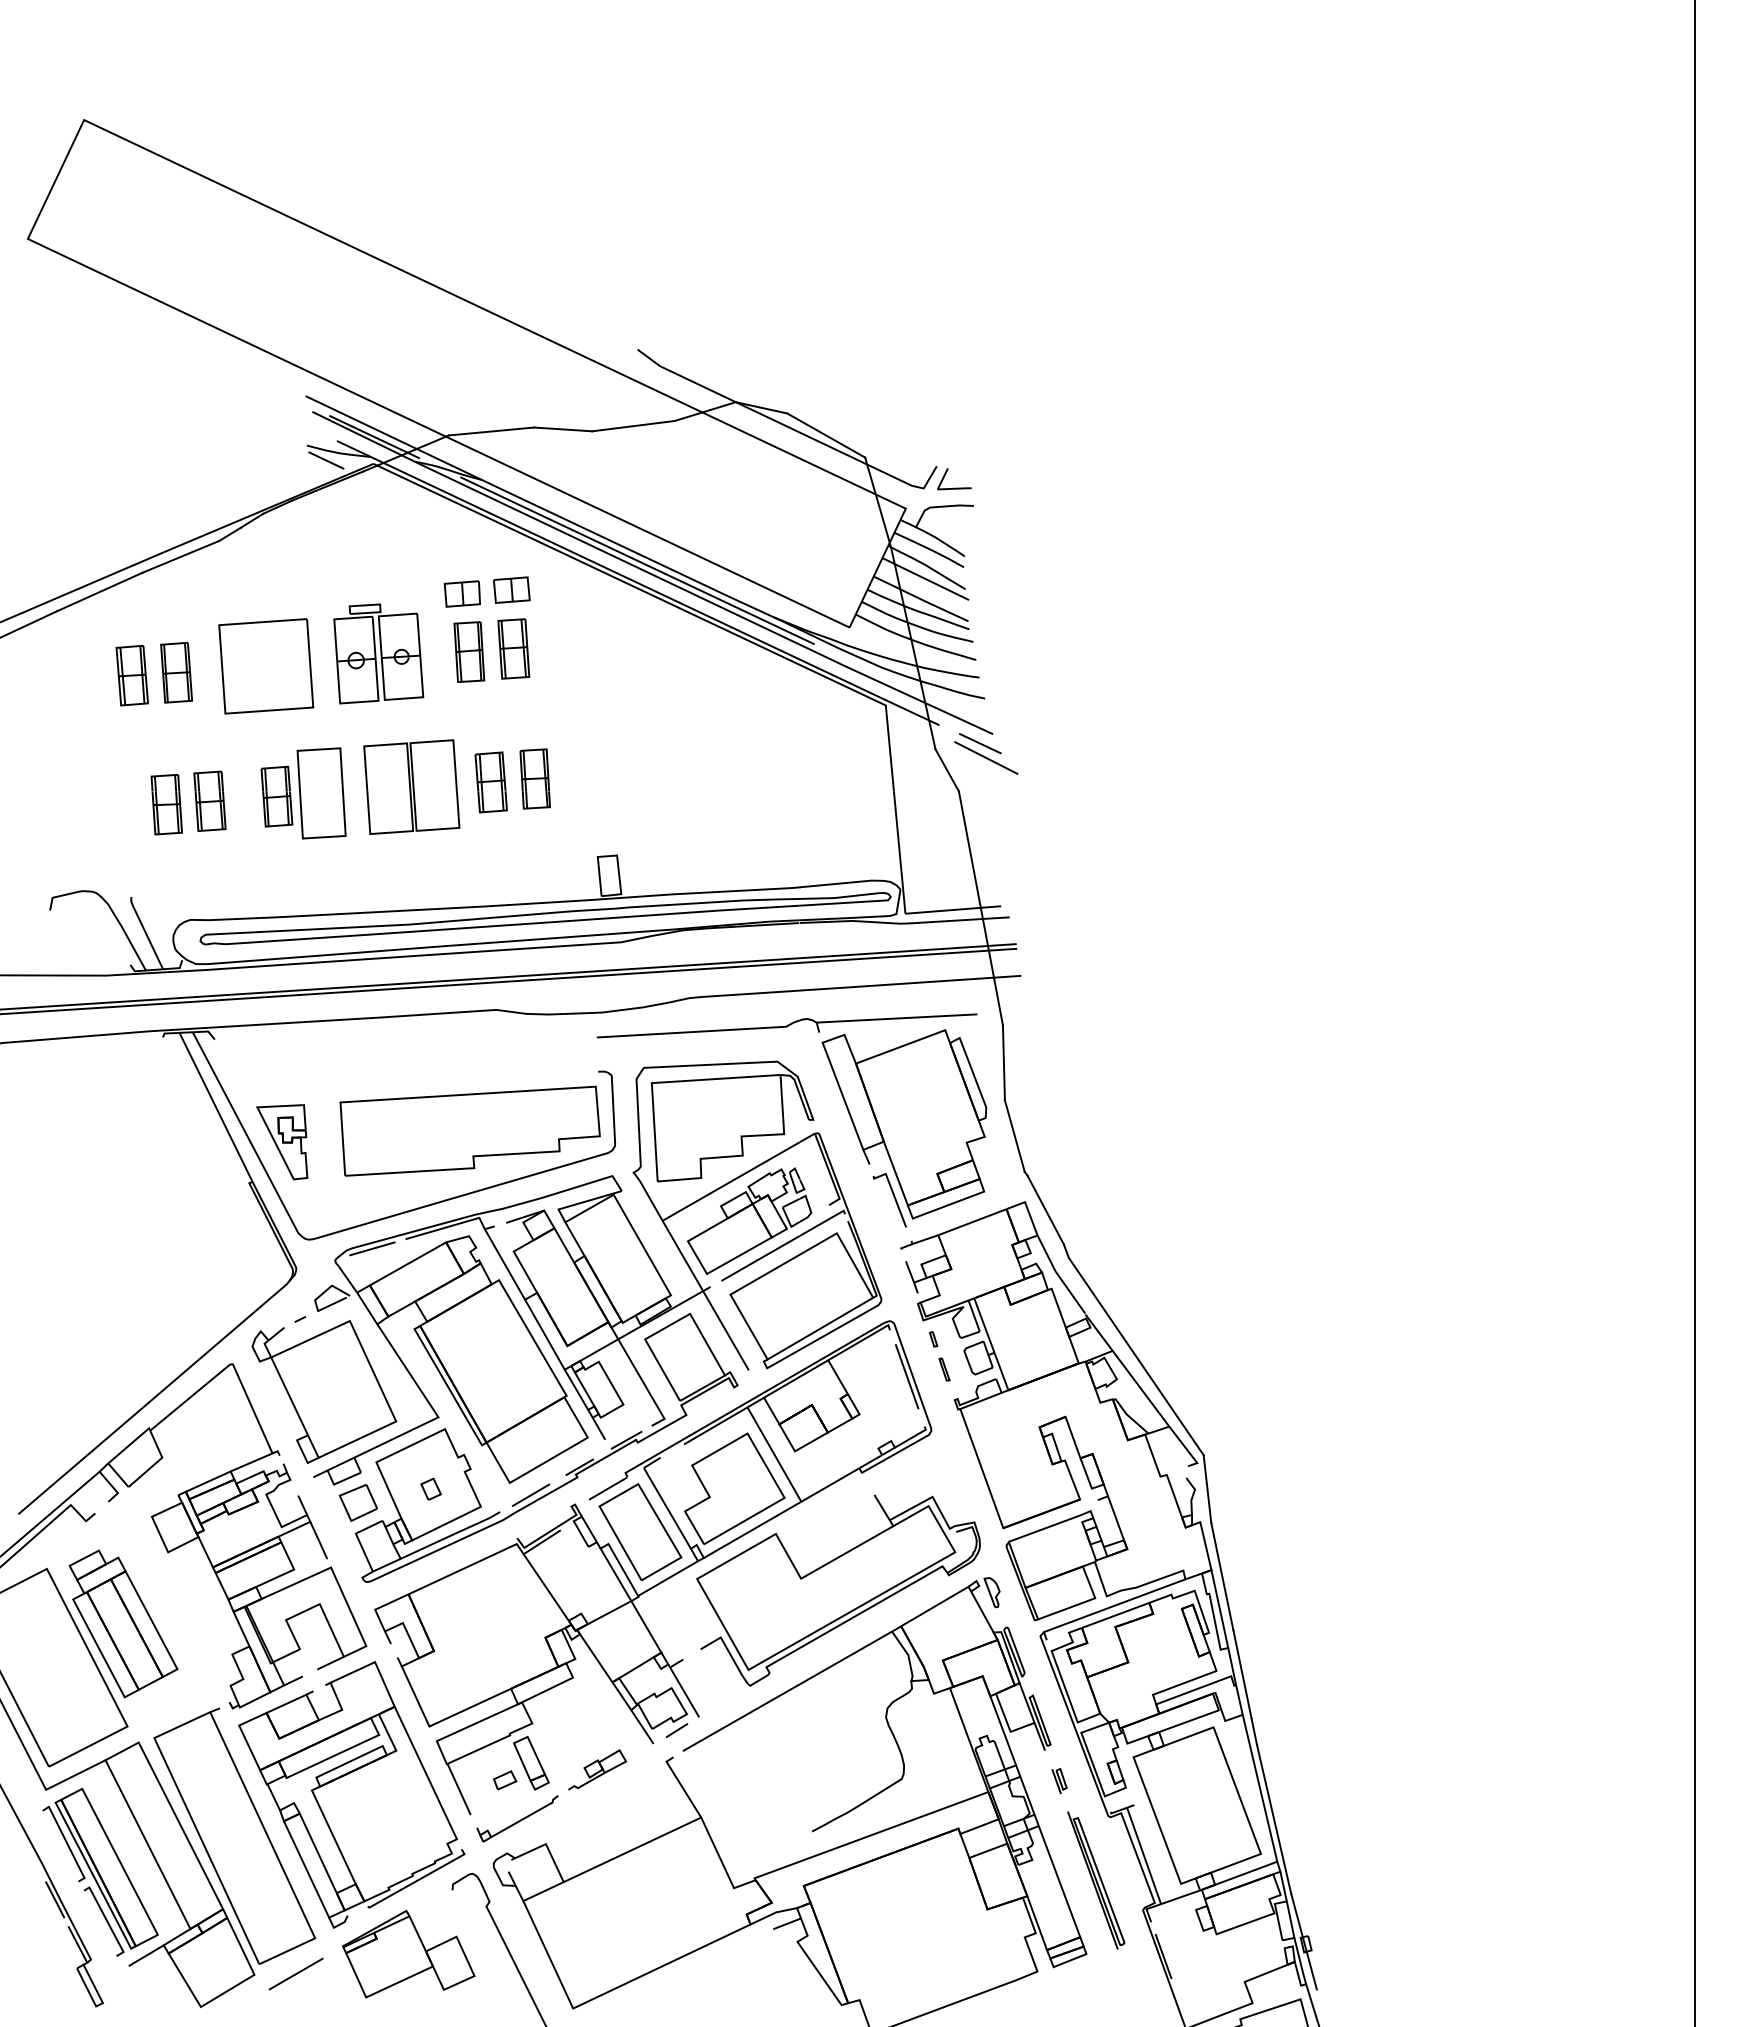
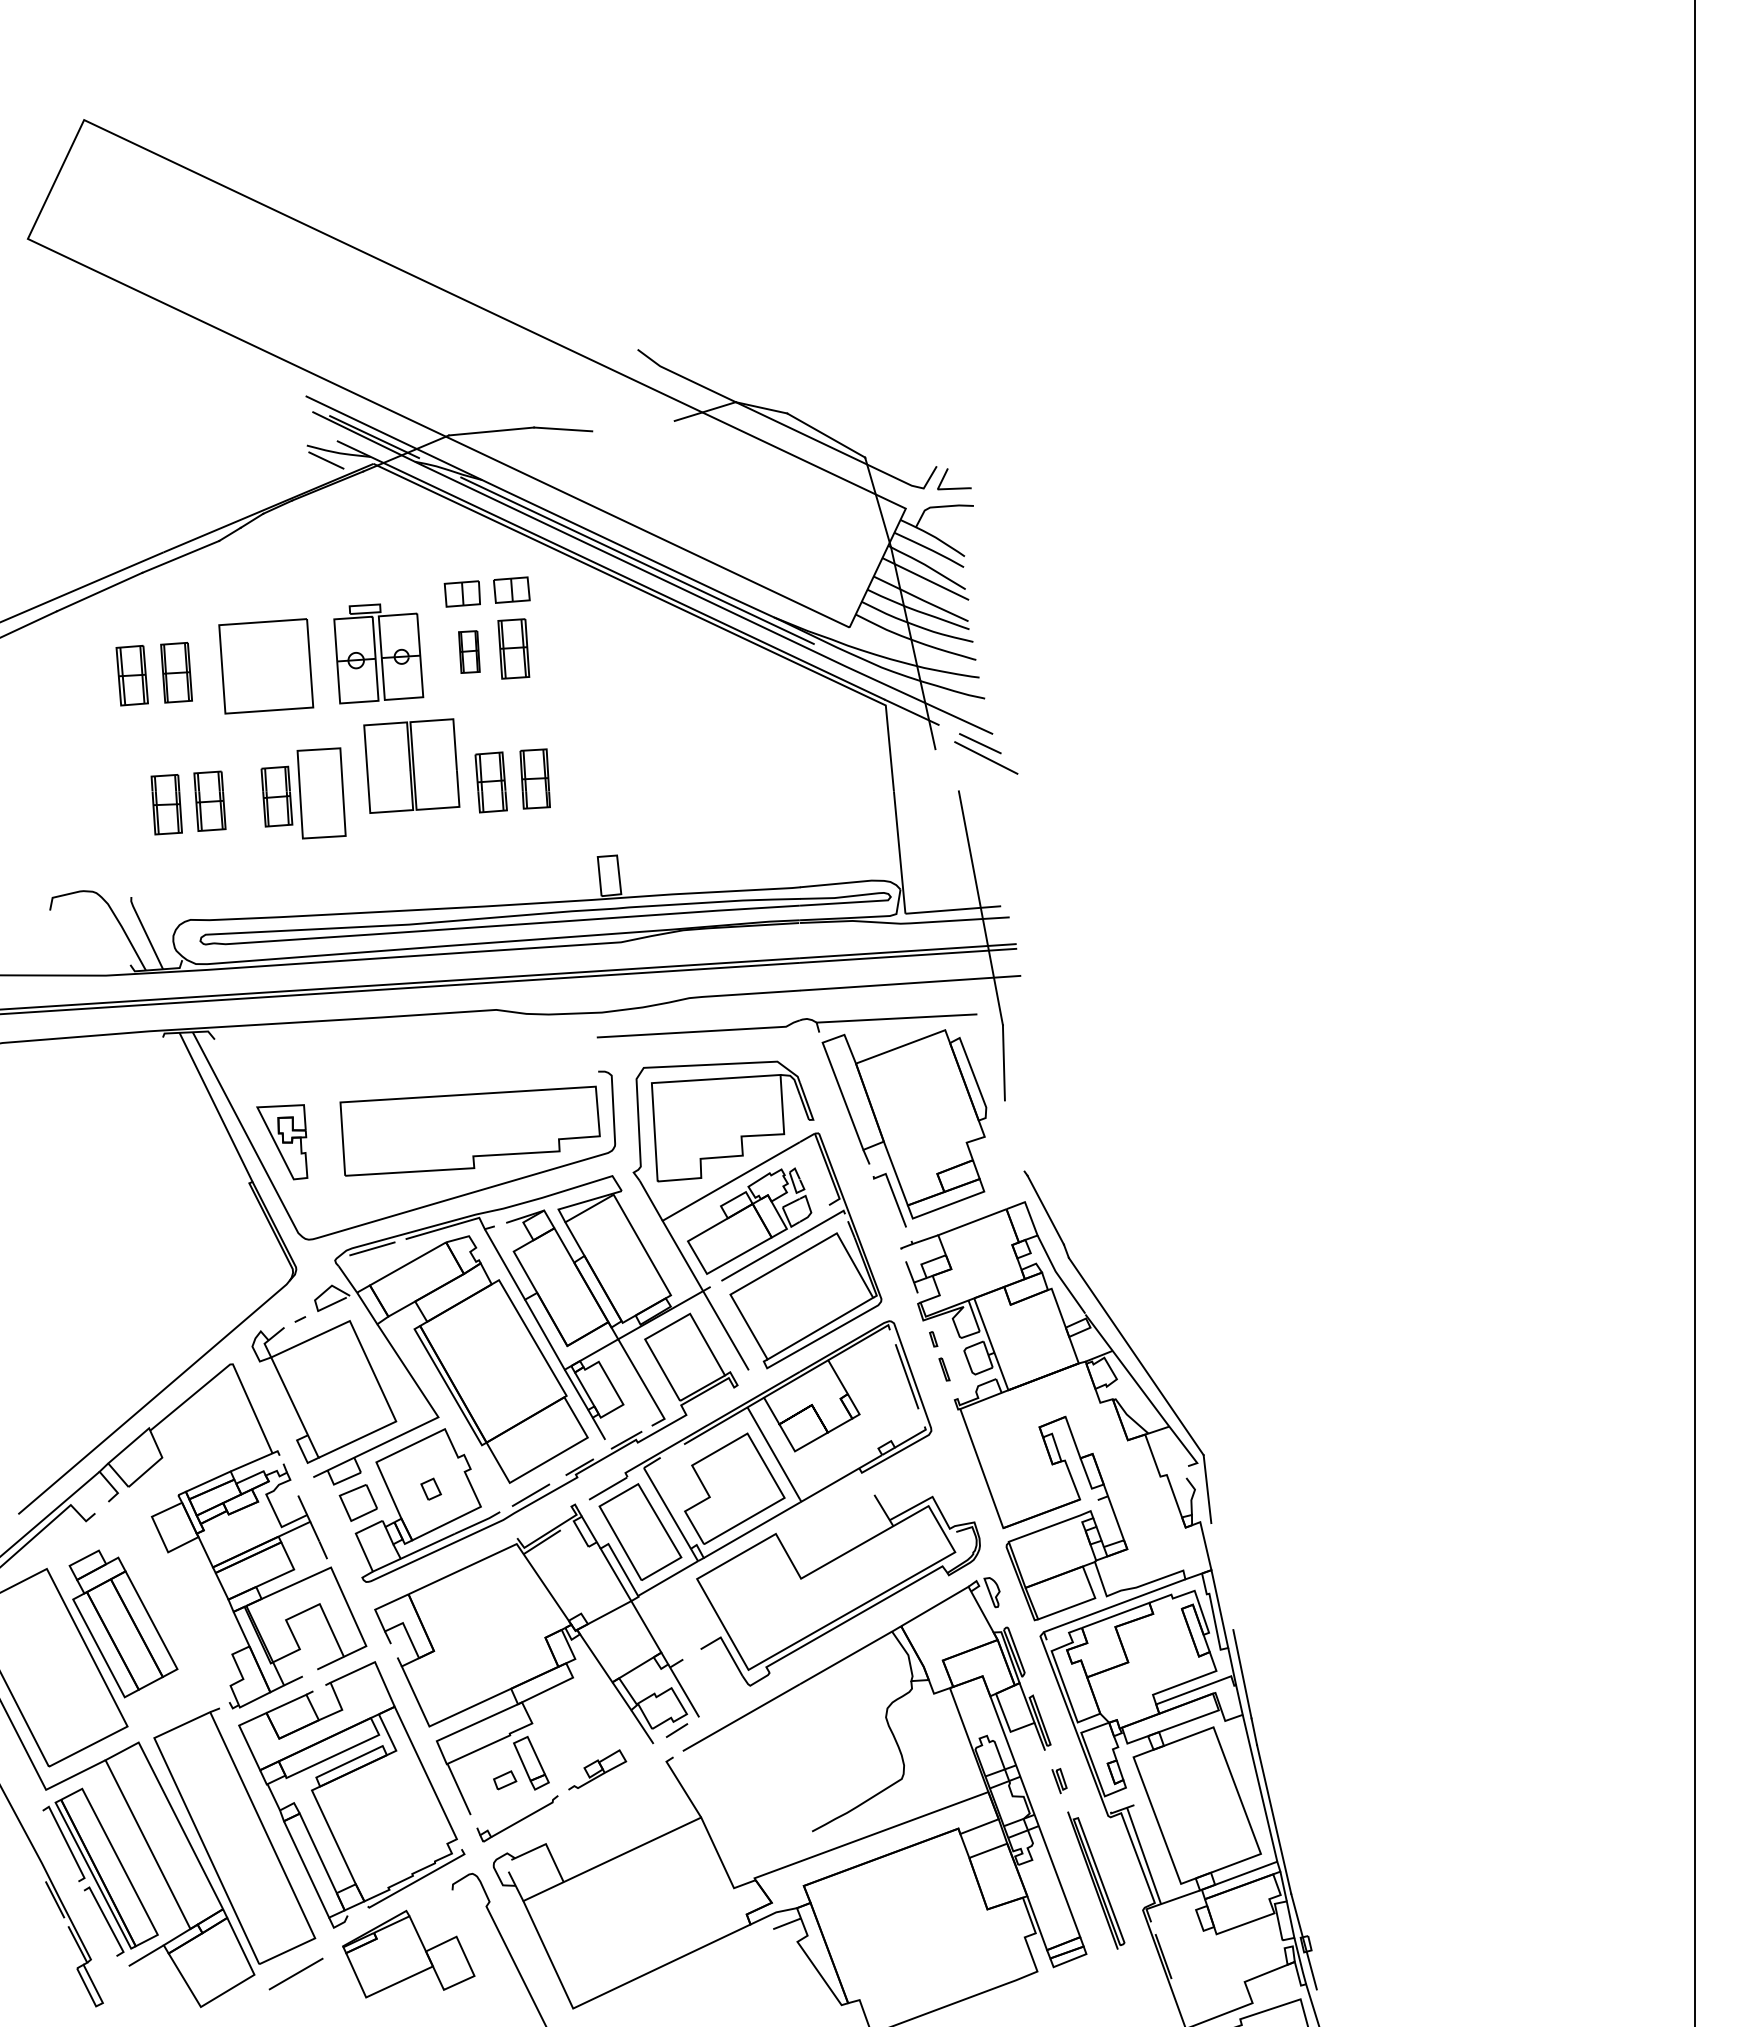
line: present -> none (633, 425)
part size: 33x62 px -> 23x44 px (469, 651)
line: present -> none (946, 770)
part position: (411, 786) -> (411, 765) (411, 765)
line: present -> none (1014, 1135)
line: present -> none (1222, 1576)
